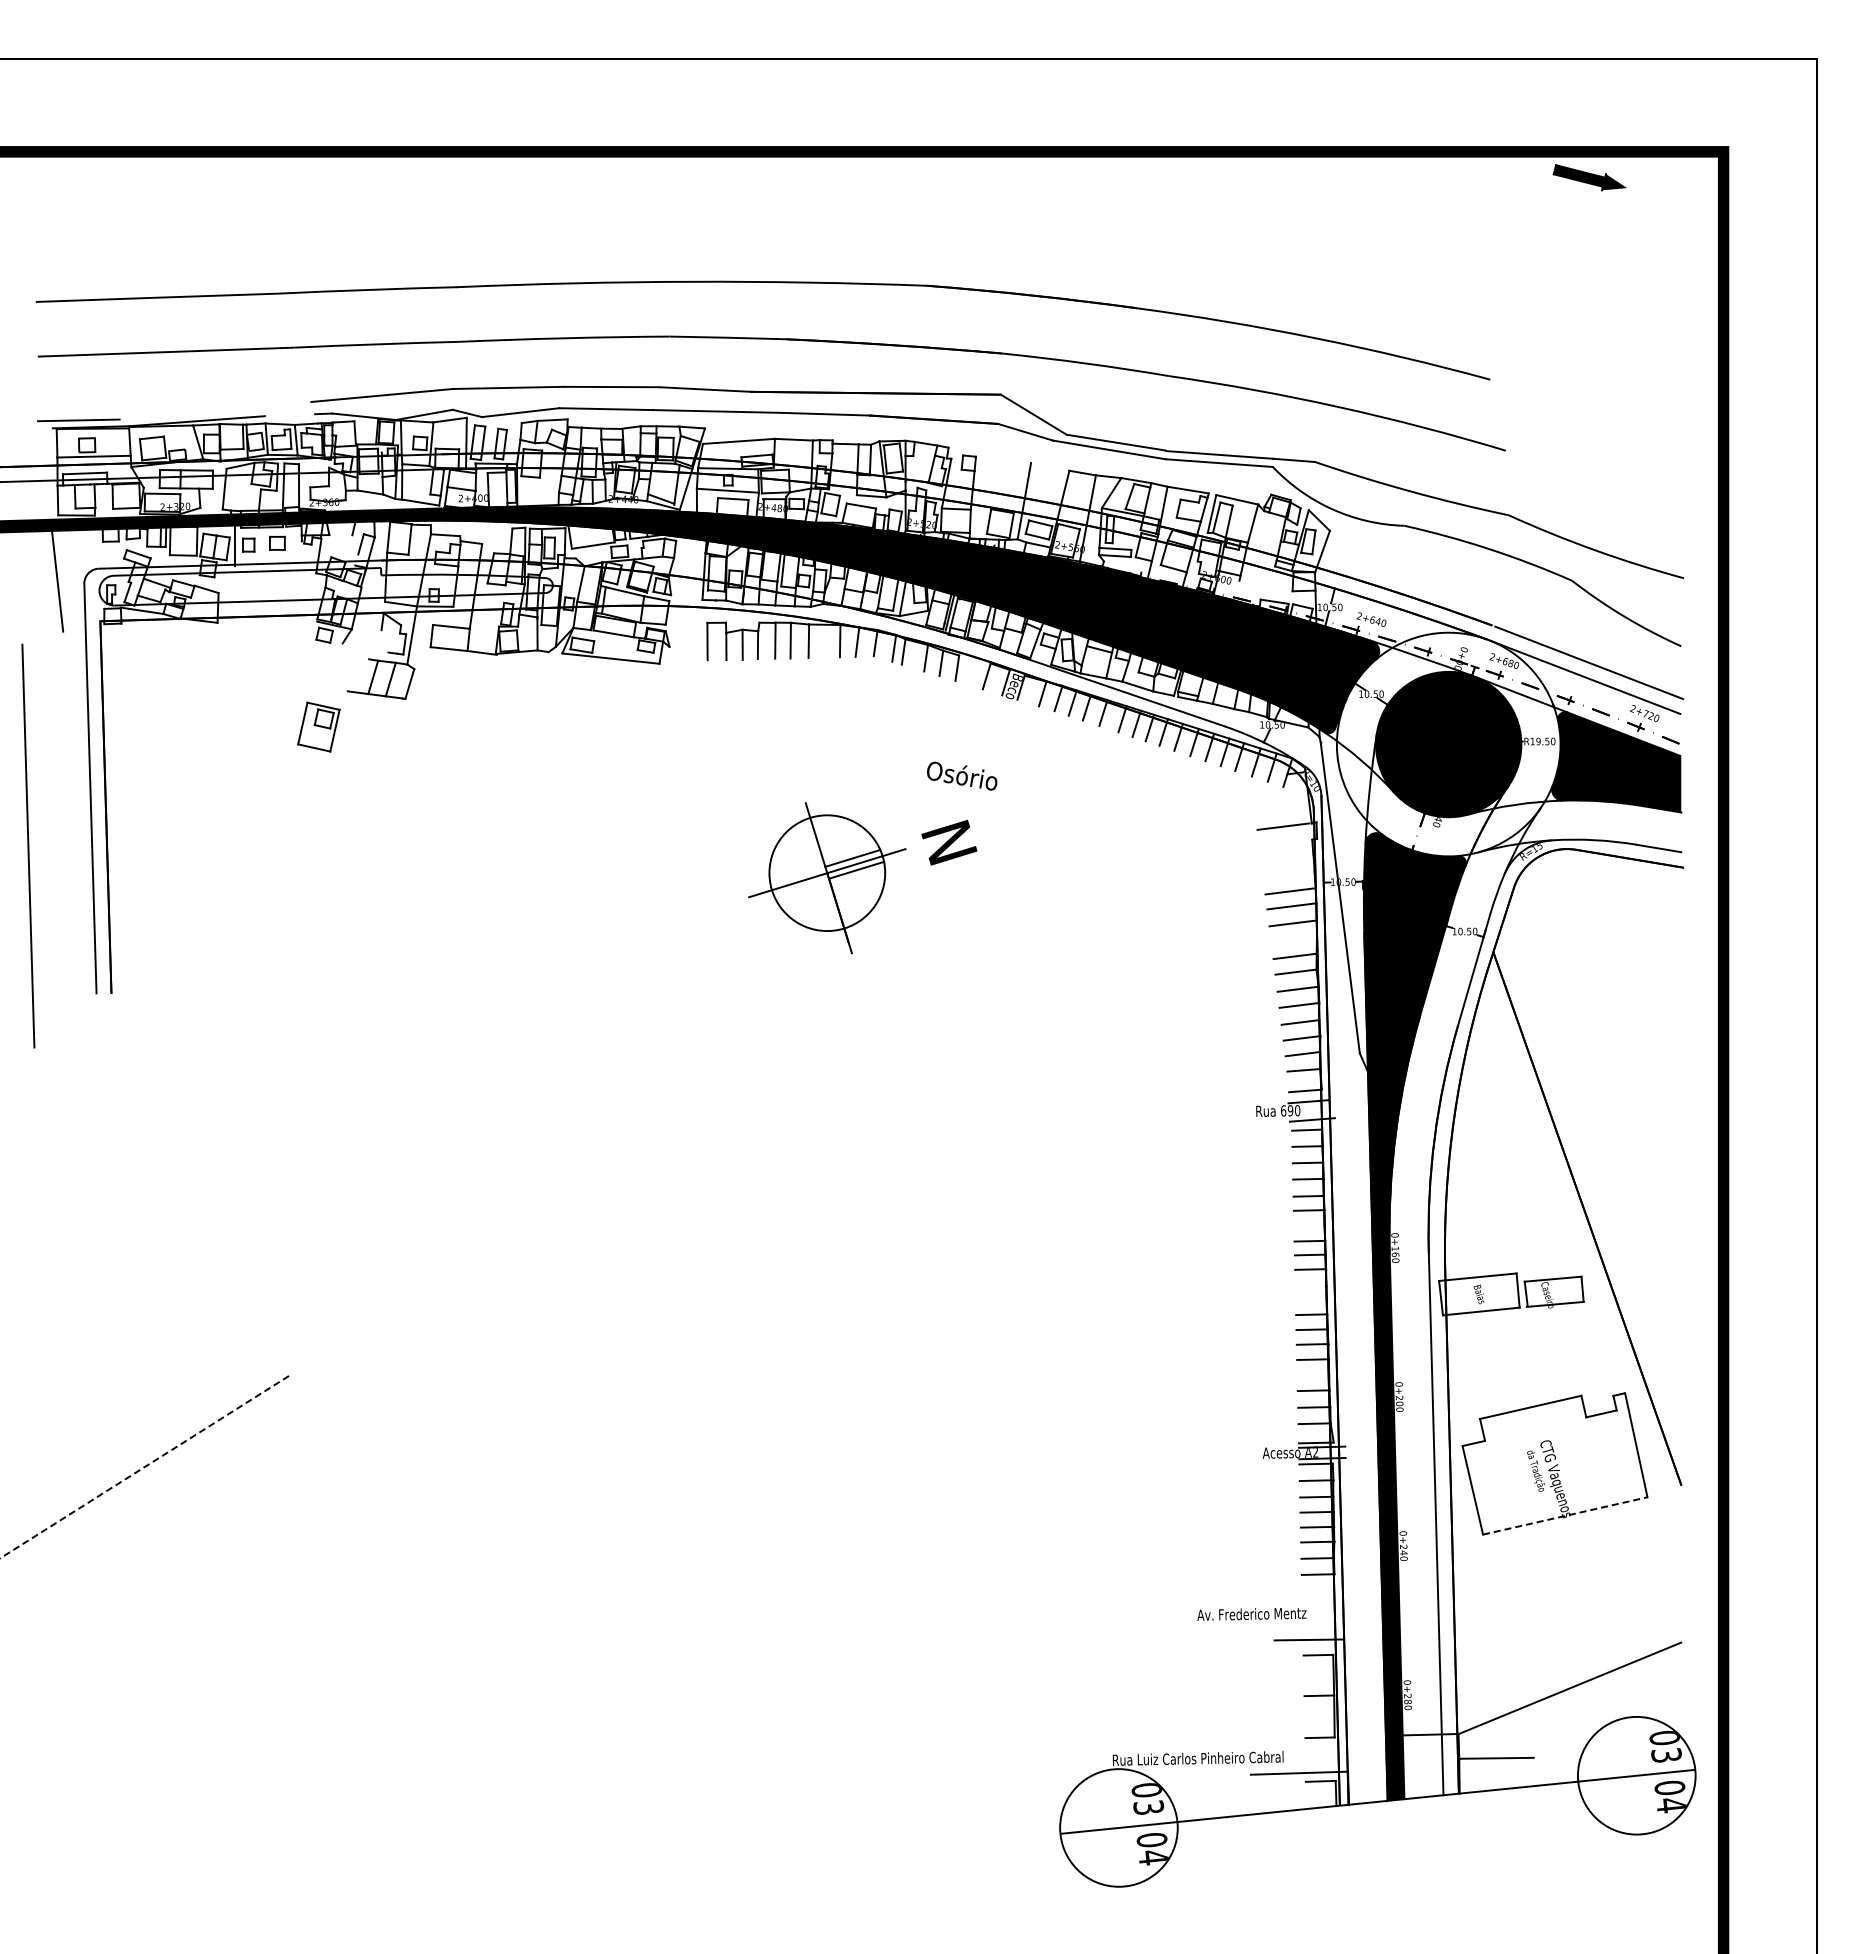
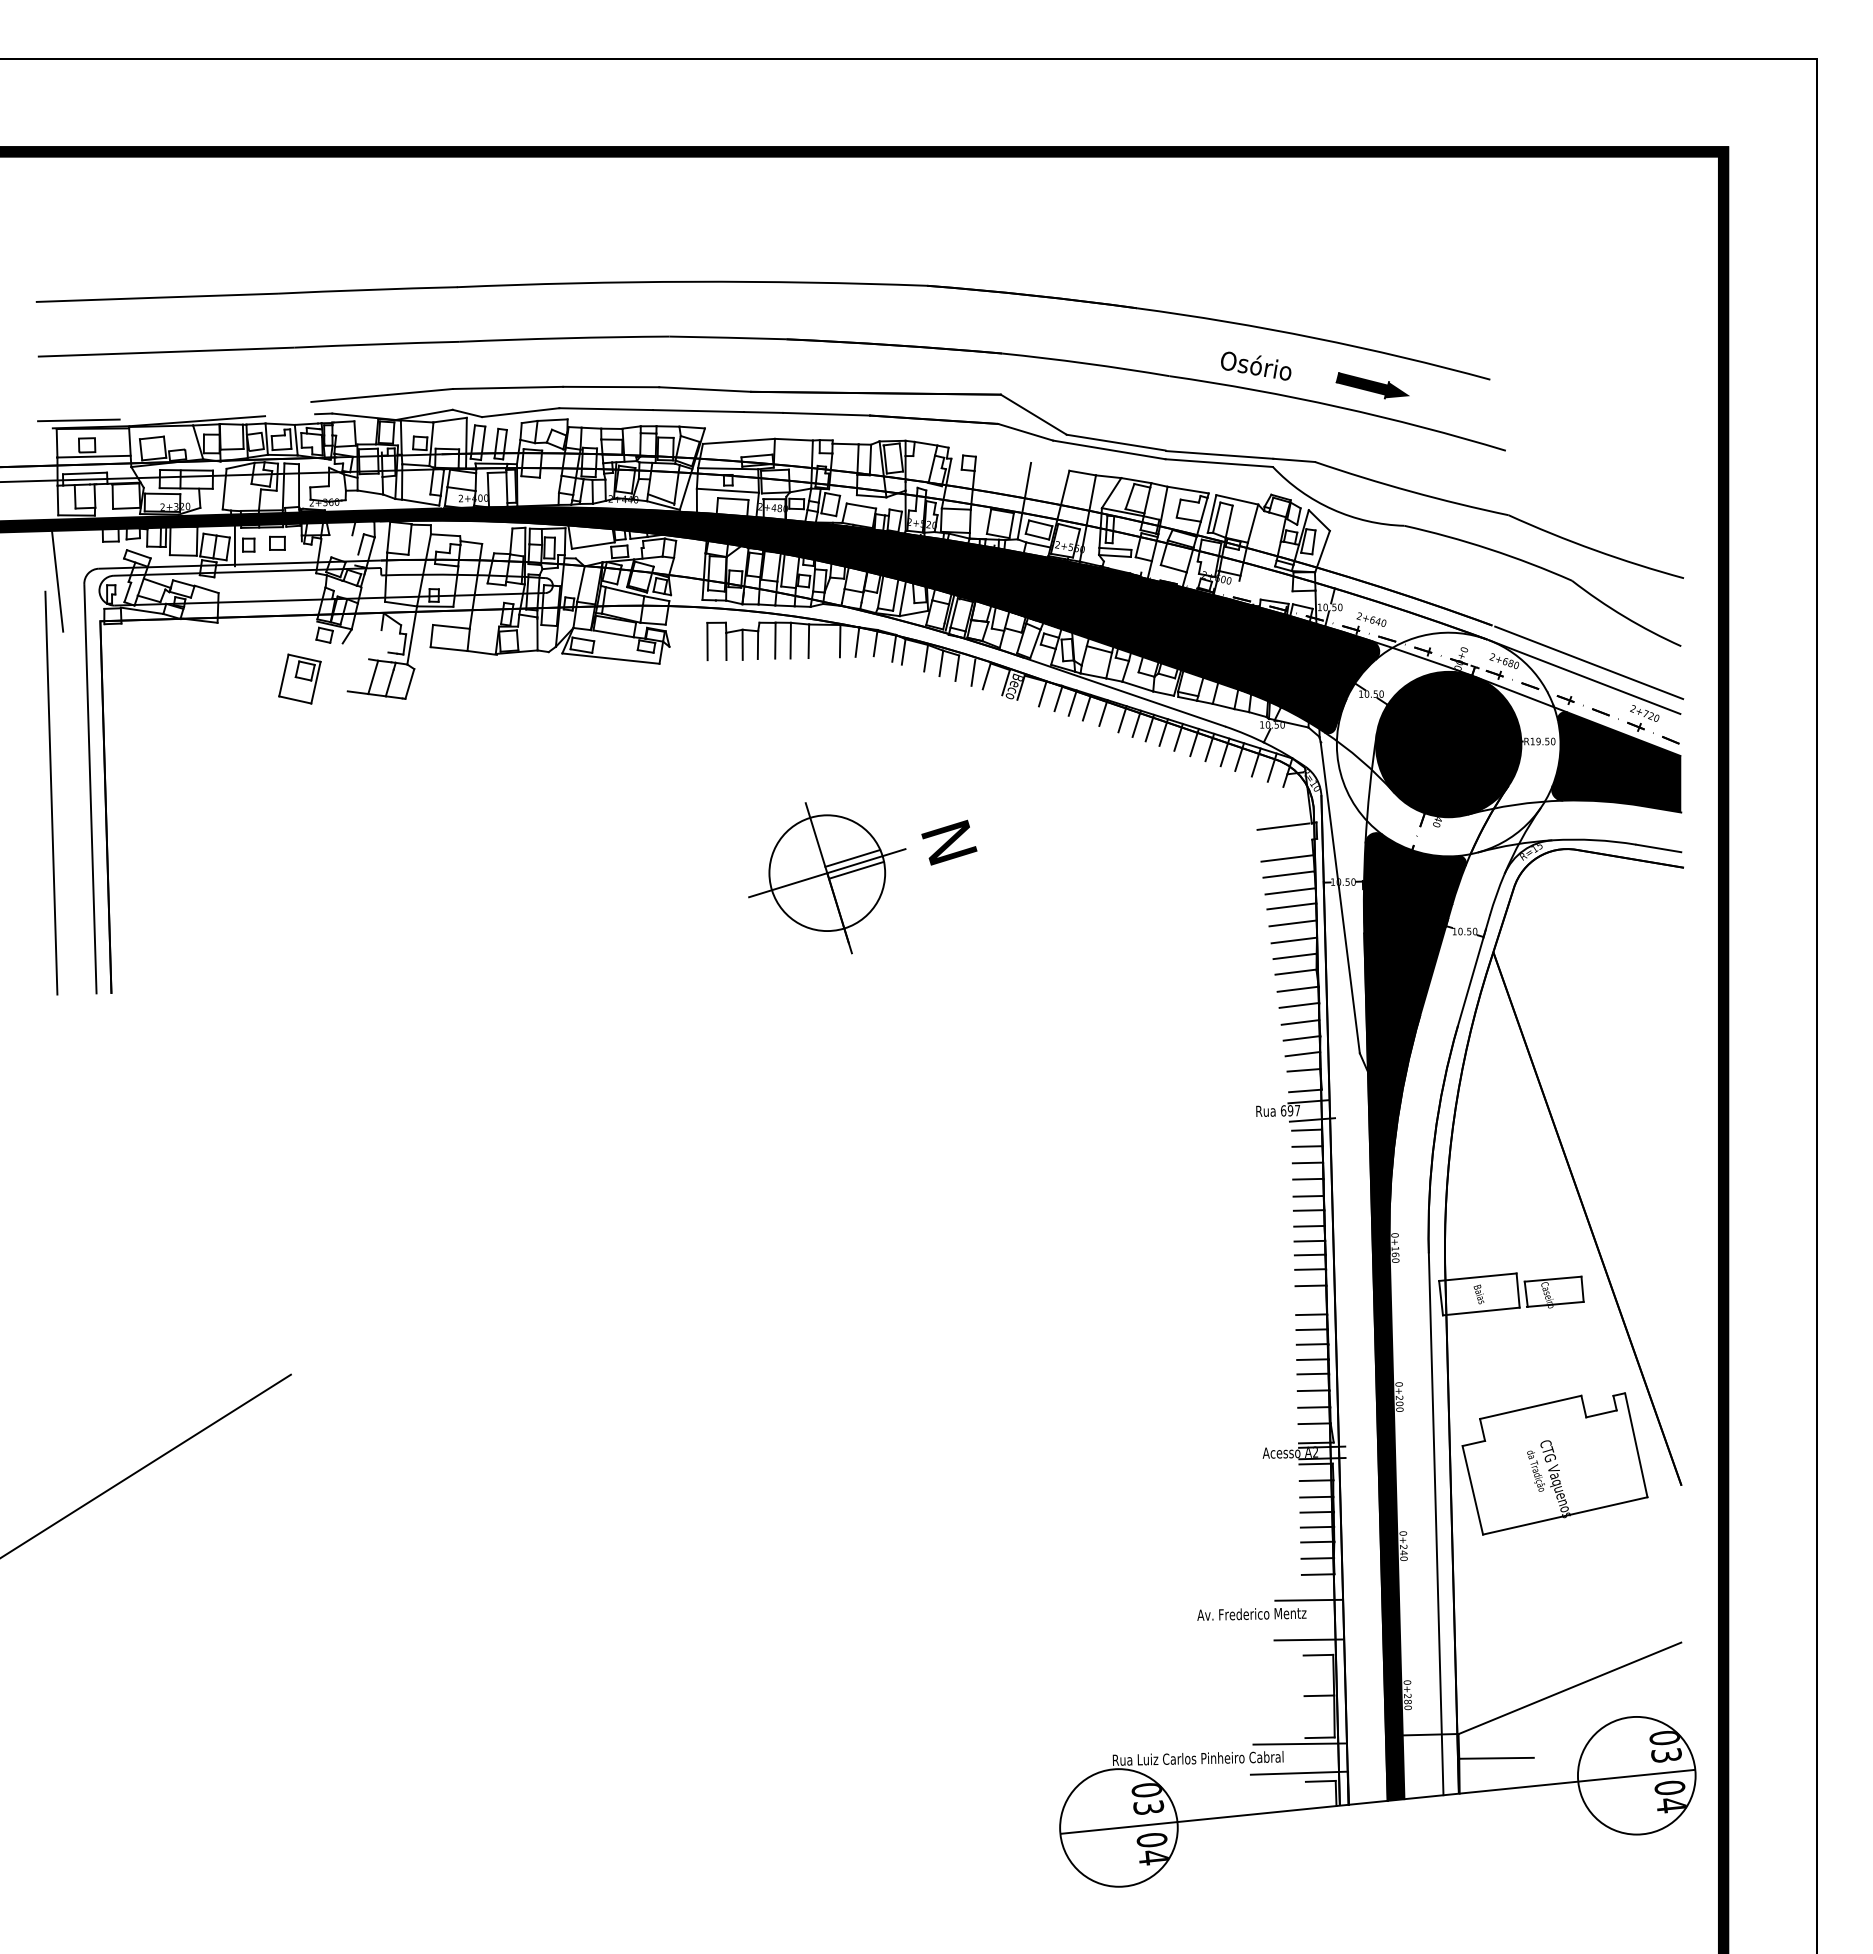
part position: (1589, 177) -> (1372, 385) (1372, 385)
line: none -> present (973, 672)
part position: (318, 726) -> (299, 678) (299, 678)
text position: (962, 775) -> (1256, 365) (1256, 365)
line position: (28, 845) -> (51, 792) (51, 792)
line: none -> present (1287, 858)
line: none -> present (1288, 874)
line: none -> present (1294, 940)
text: 690 -> 697 (1297, 1110)
line: none -> present (1309, 1225)
line: none -> present (1310, 1285)
line: none -> present (1313, 1373)
line: dashed -> solid (146, 1465)
line: dashed -> solid (1565, 1515)
line: none -> present (1308, 1599)
line: none -> present (1299, 1743)
